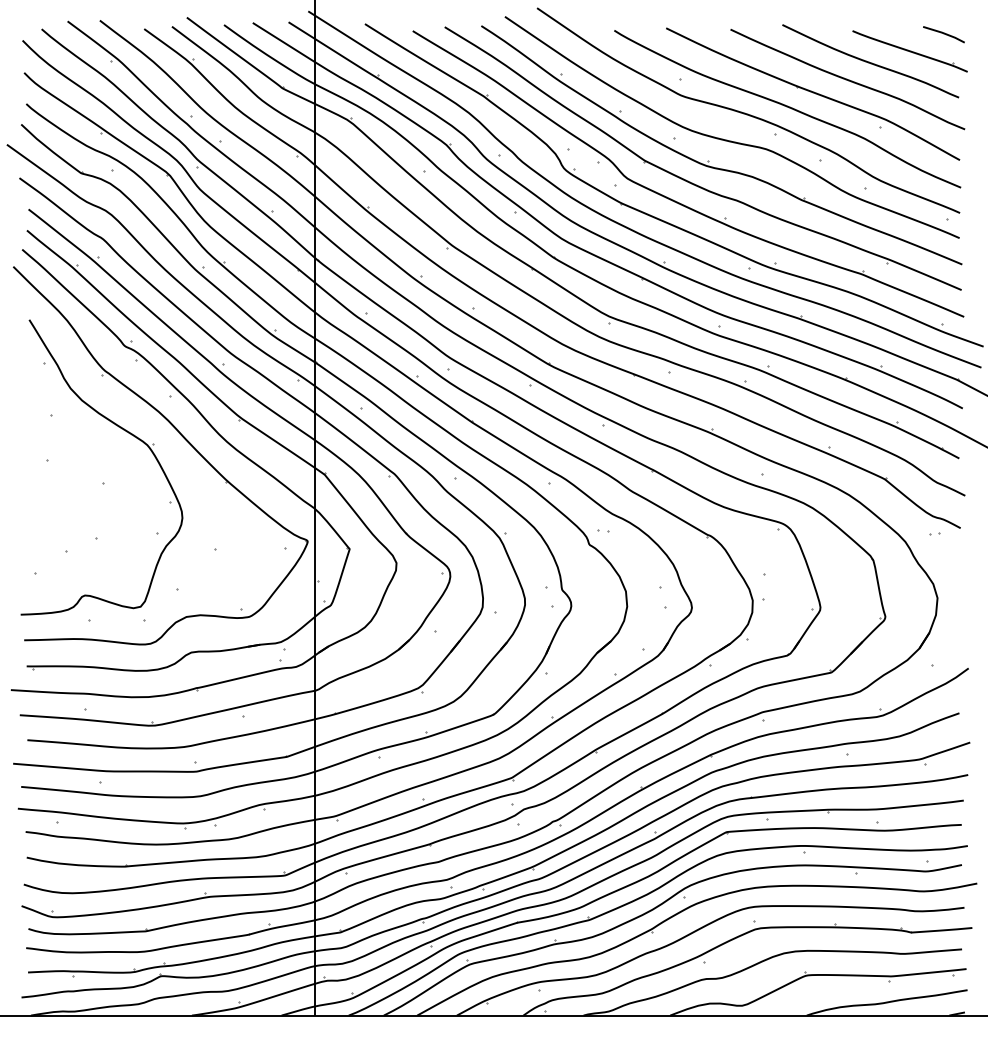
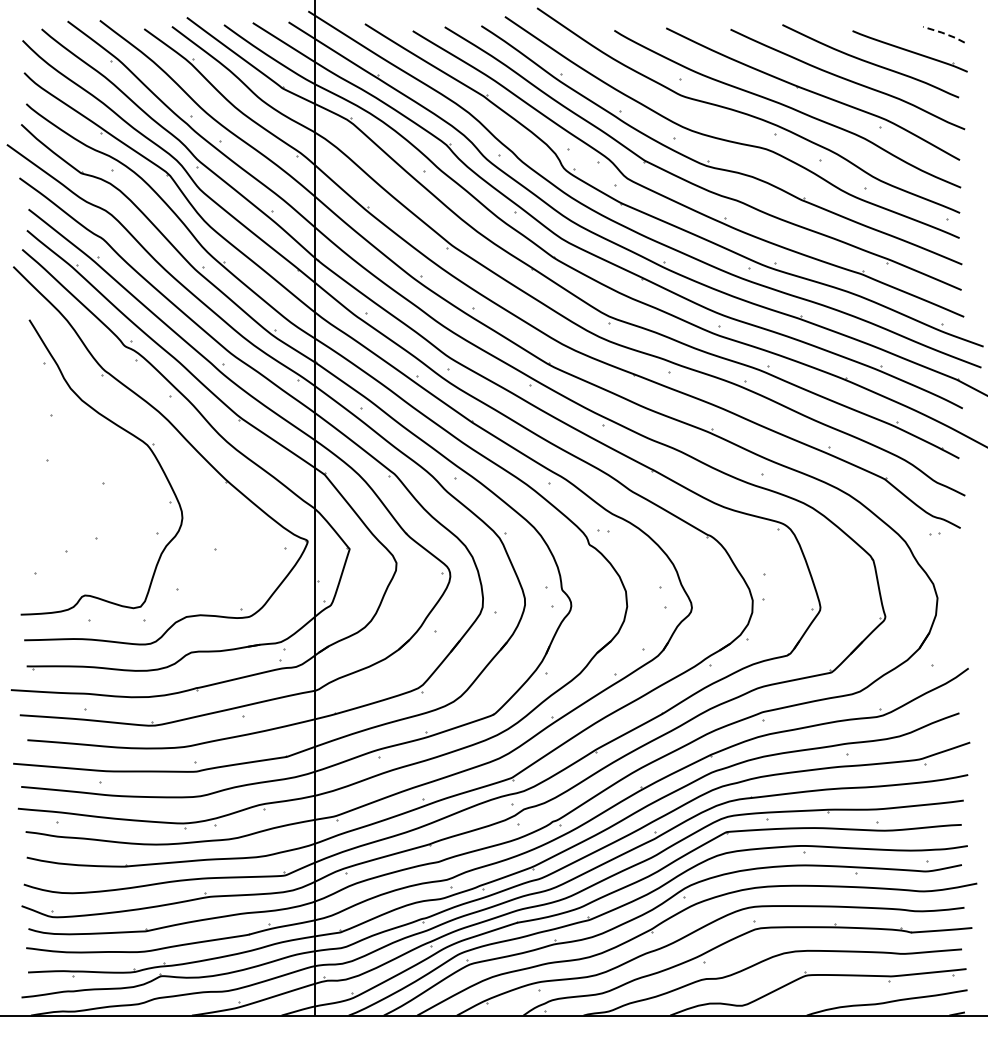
line: solid -> dashed (944, 33)
